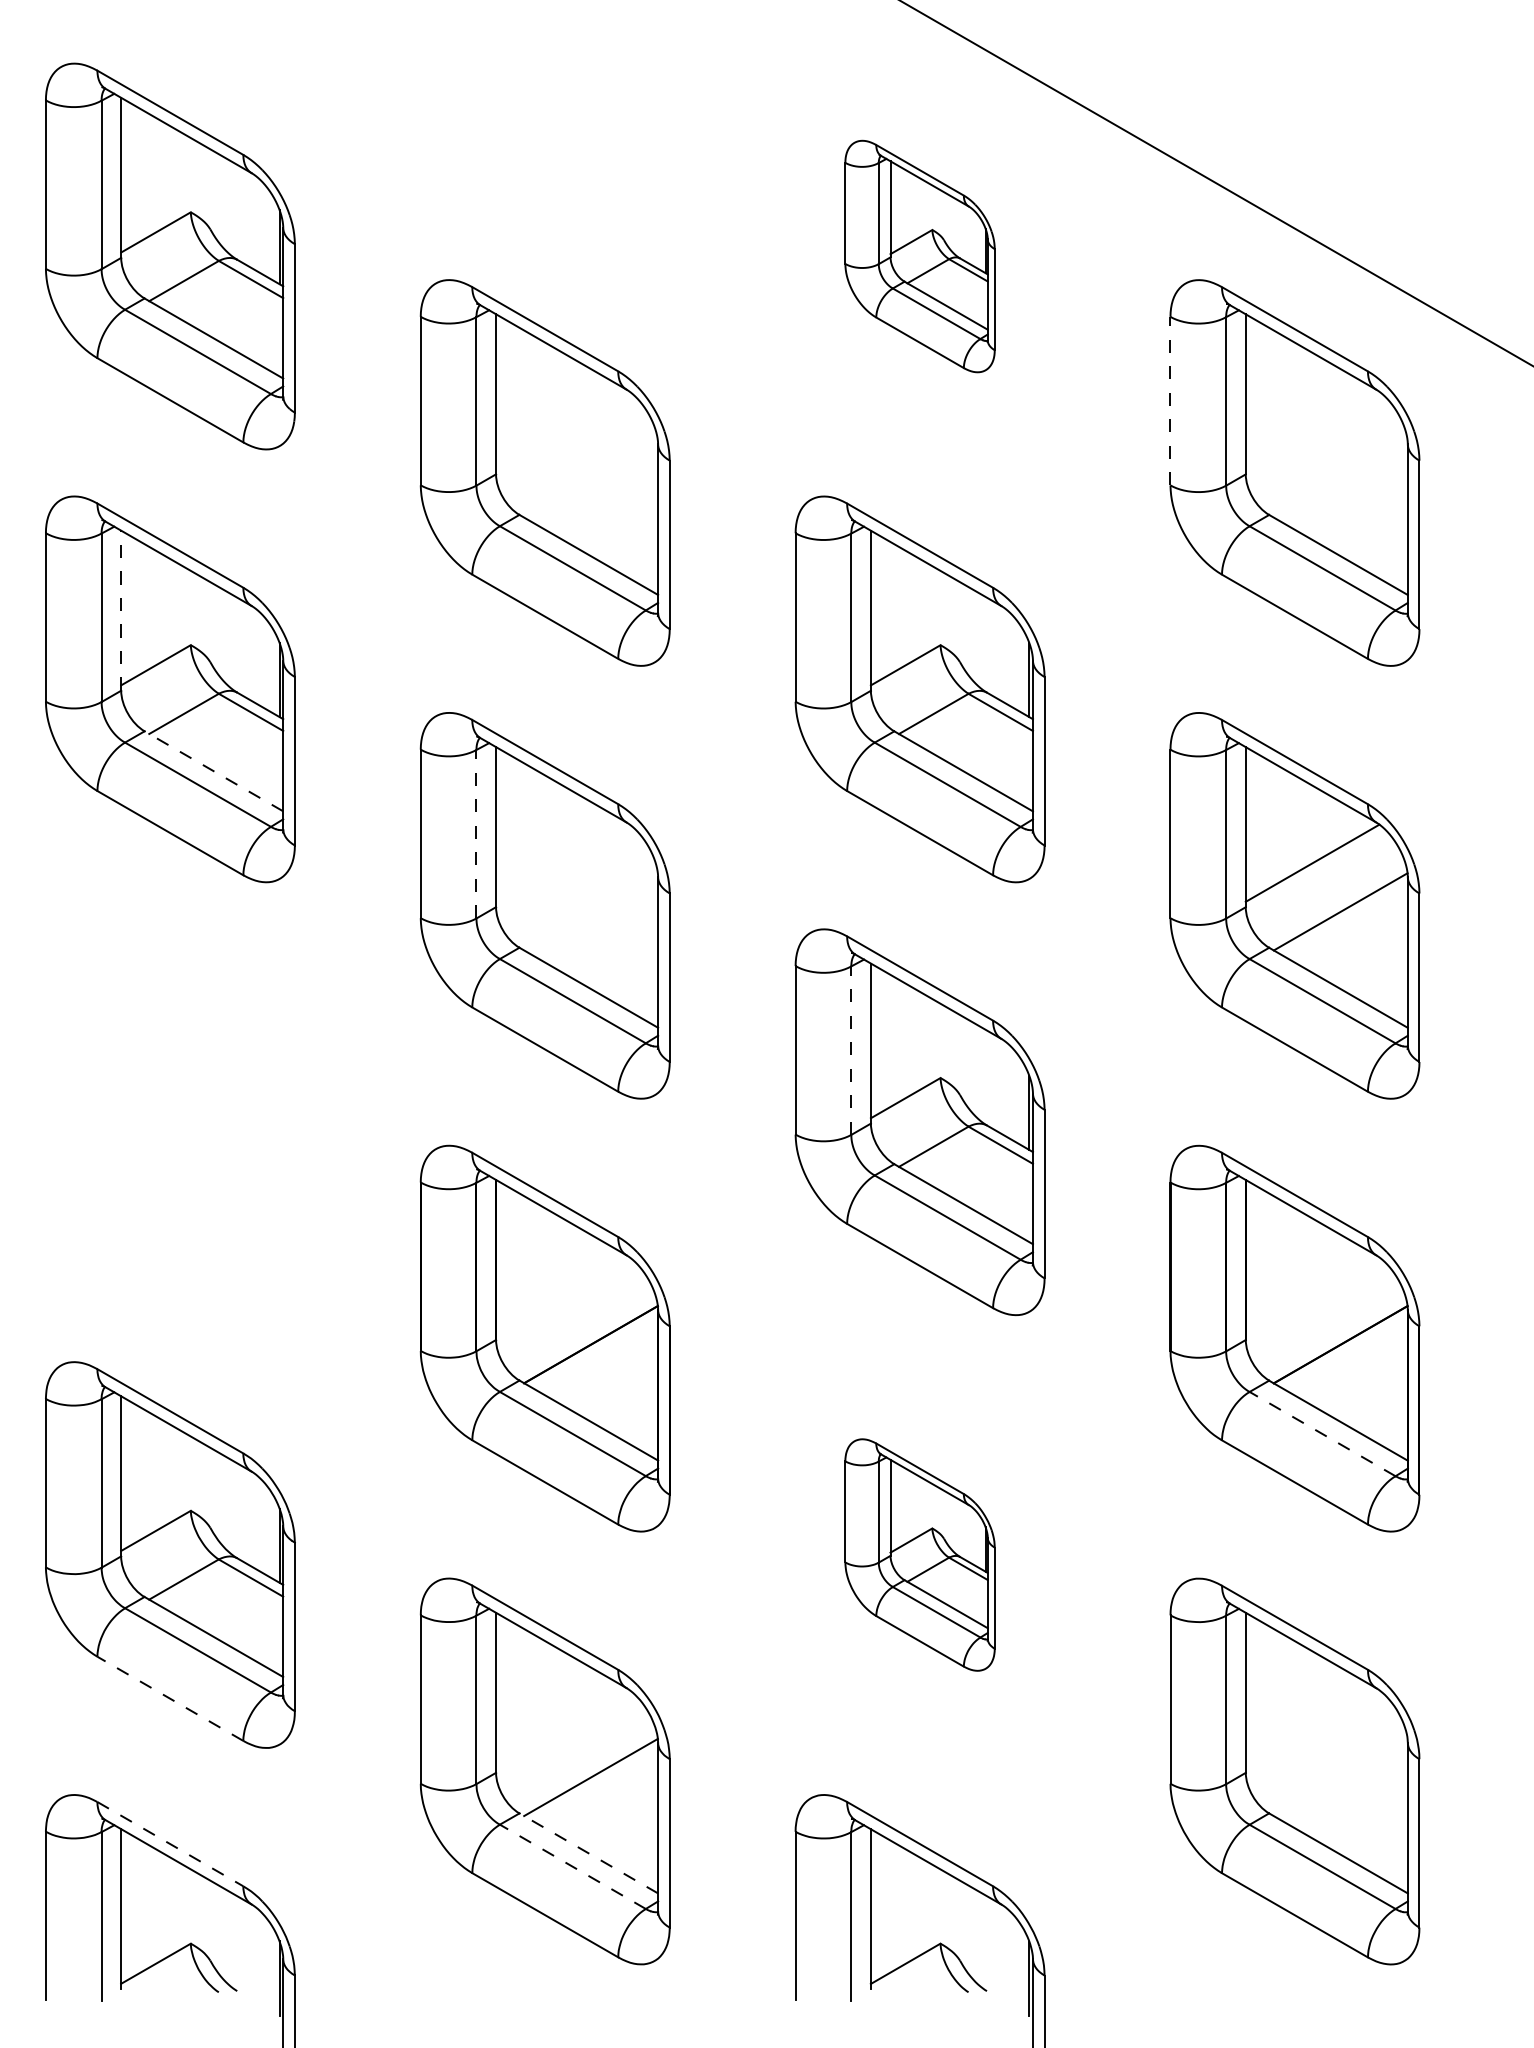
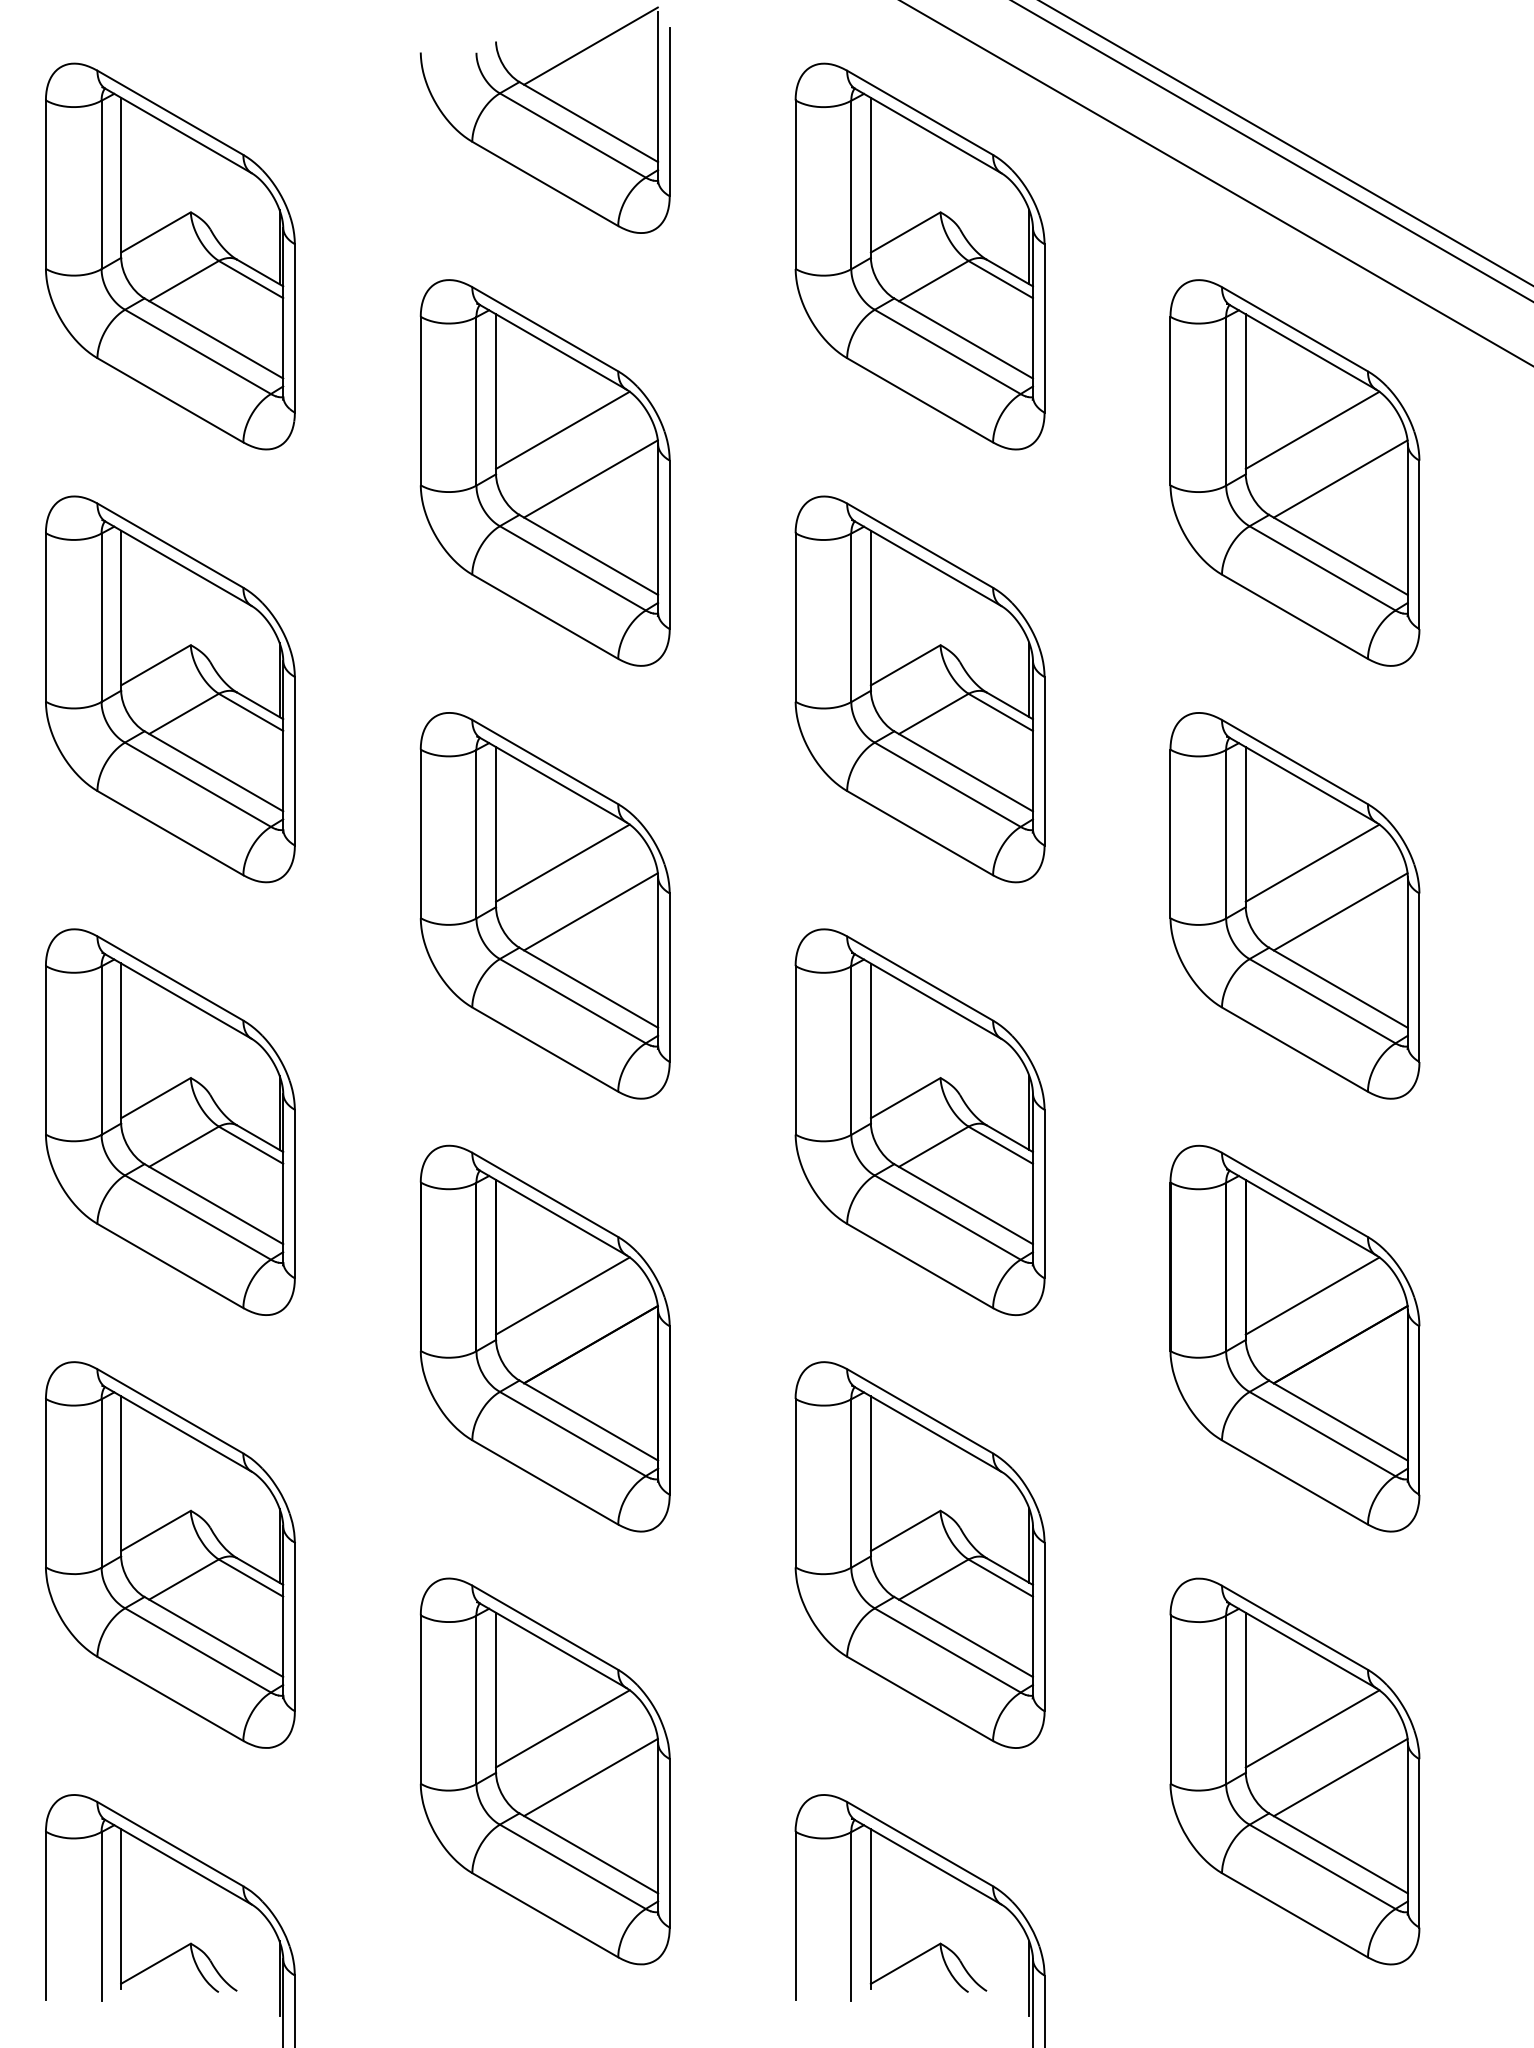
part: none -> present (544, 119)
line: none -> present (1285, 143)
line: none -> present (1271, 151)
part size: 152x235 px -> 252x389 px (919, 256)
line: dashed -> solid (1170, 400)
line: none -> present (562, 429)
line: none -> present (1312, 430)
line: none -> present (590, 478)
line: none -> present (1340, 478)
line: dashed -> solid (121, 610)
line: dashed -> solid (213, 771)
line: dashed -> solid (476, 833)
line: none -> present (562, 862)
line: none -> present (590, 911)
line: dashed -> solid (851, 1050)
part: none -> present (170, 1121)
line: none -> present (562, 1295)
line: none -> present (1312, 1295)
line: dashed -> solid (1322, 1433)
part size: 152x234 px -> 252x388 px (919, 1554)
line: dashed -> solid (169, 1698)
line: none -> present (562, 1728)
line: none -> present (1312, 1728)
line: none -> present (1340, 1777)
line: dashed -> solid (170, 1844)
line: dashed -> solid (588, 1853)
line: dashed -> solid (572, 1866)
